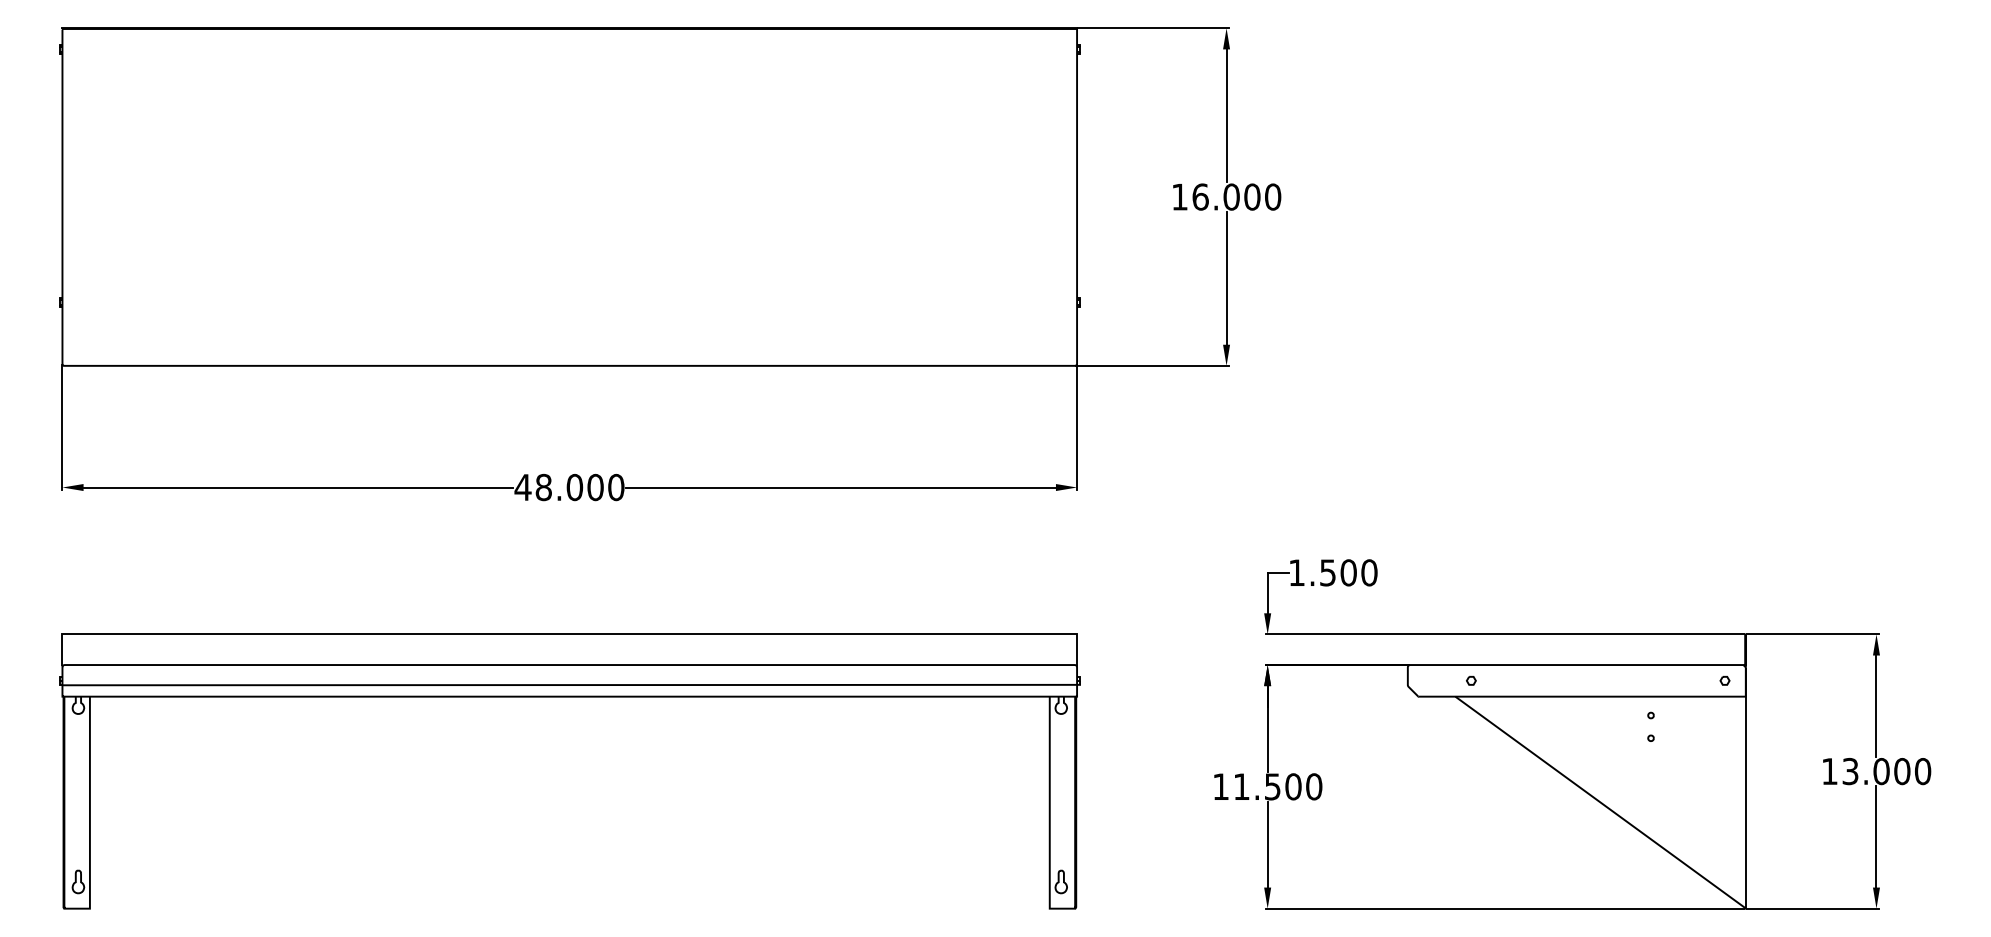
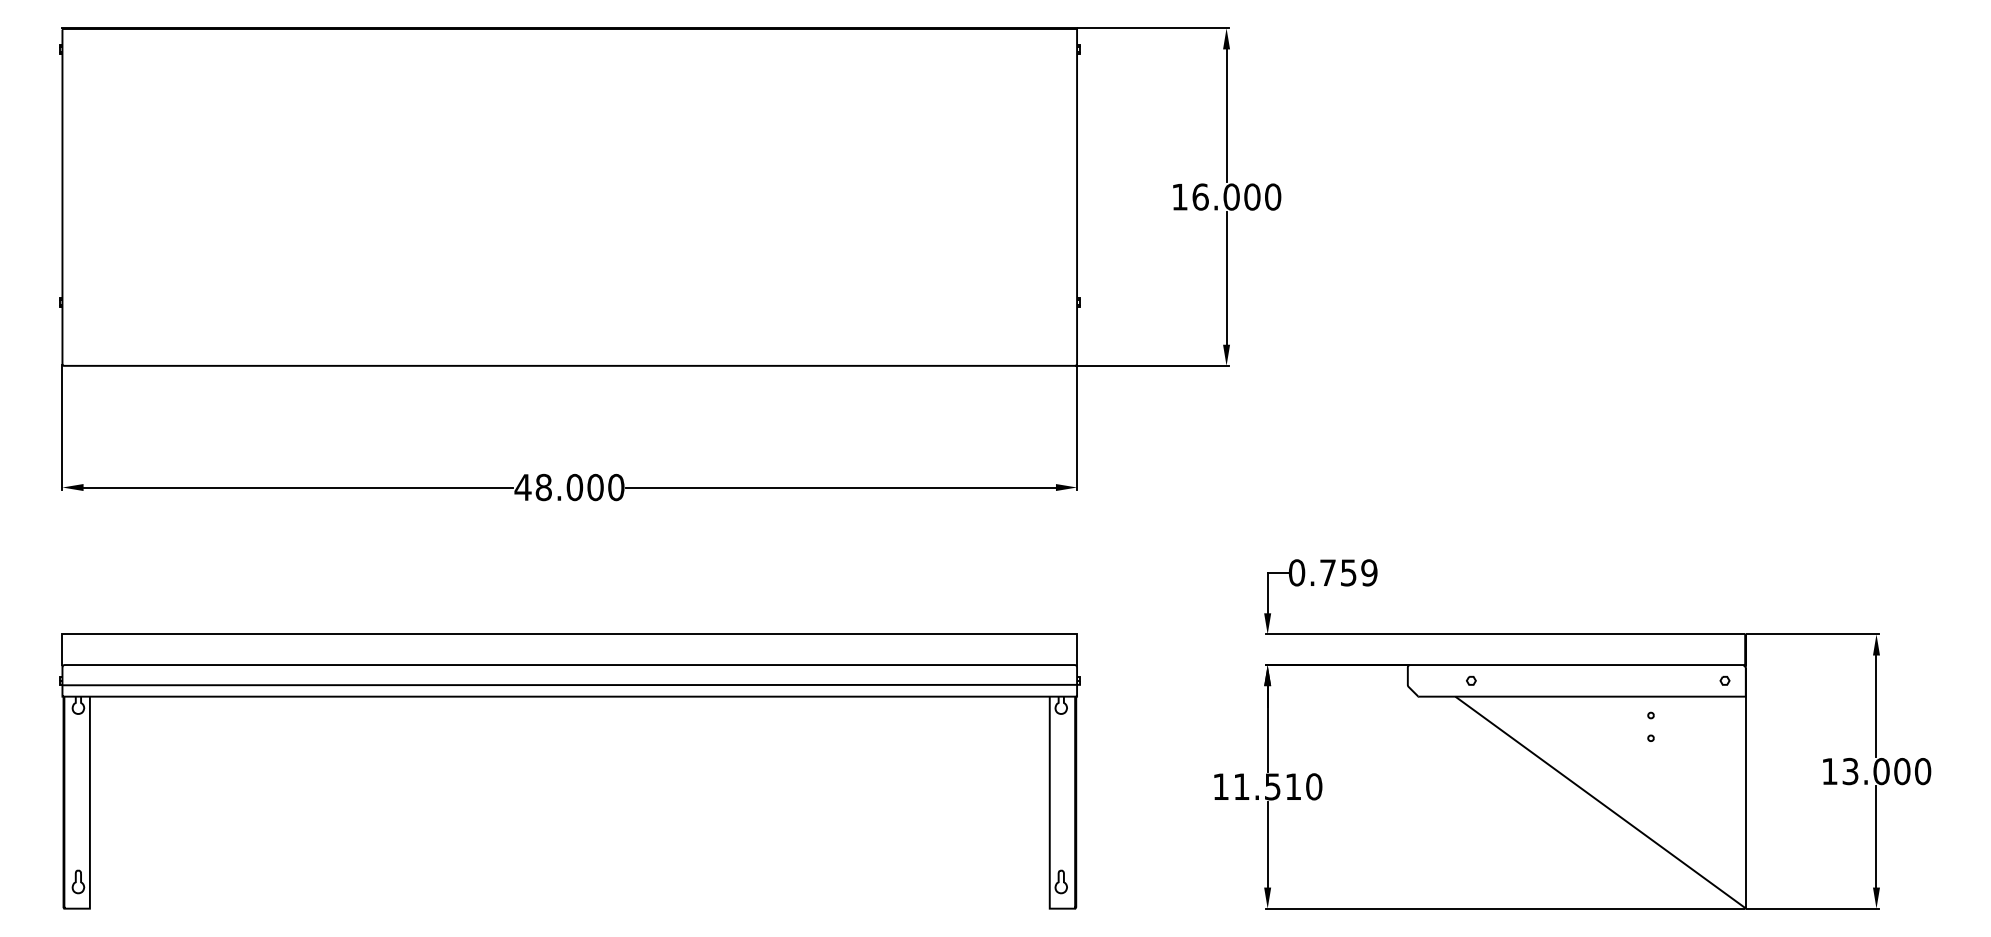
text: 1.500 -> 0.759 (1332, 572)
text: 11.500 -> 11.510 (1293, 786)
